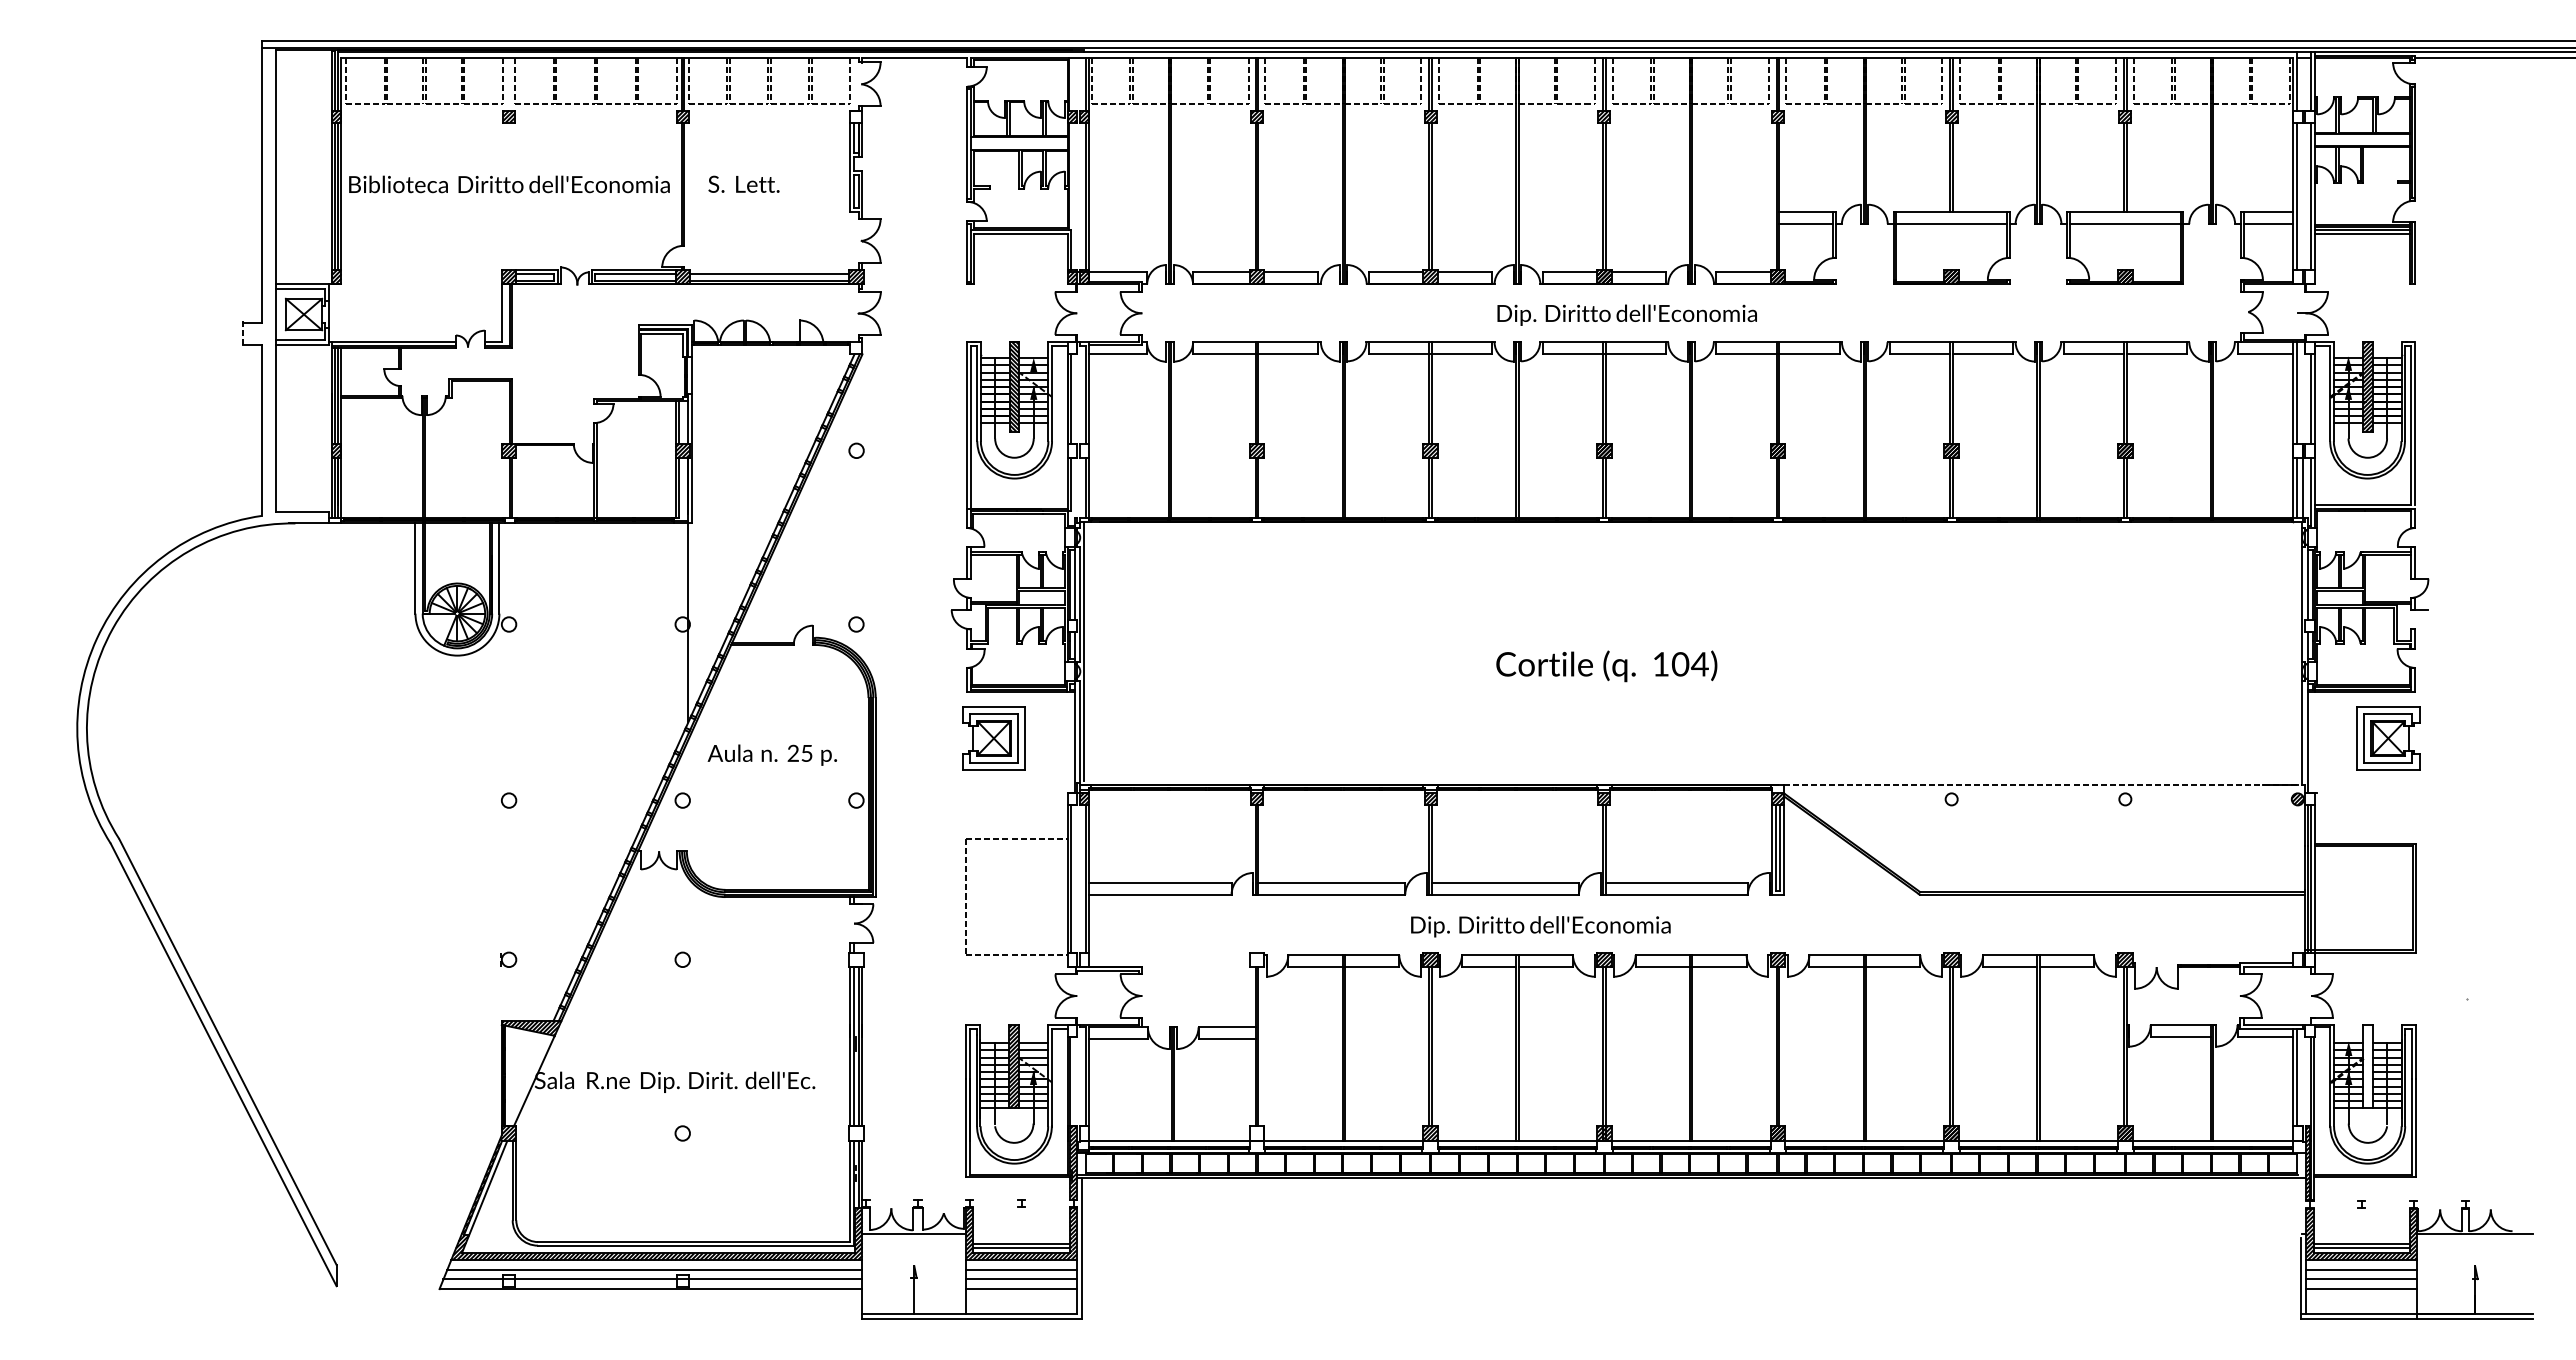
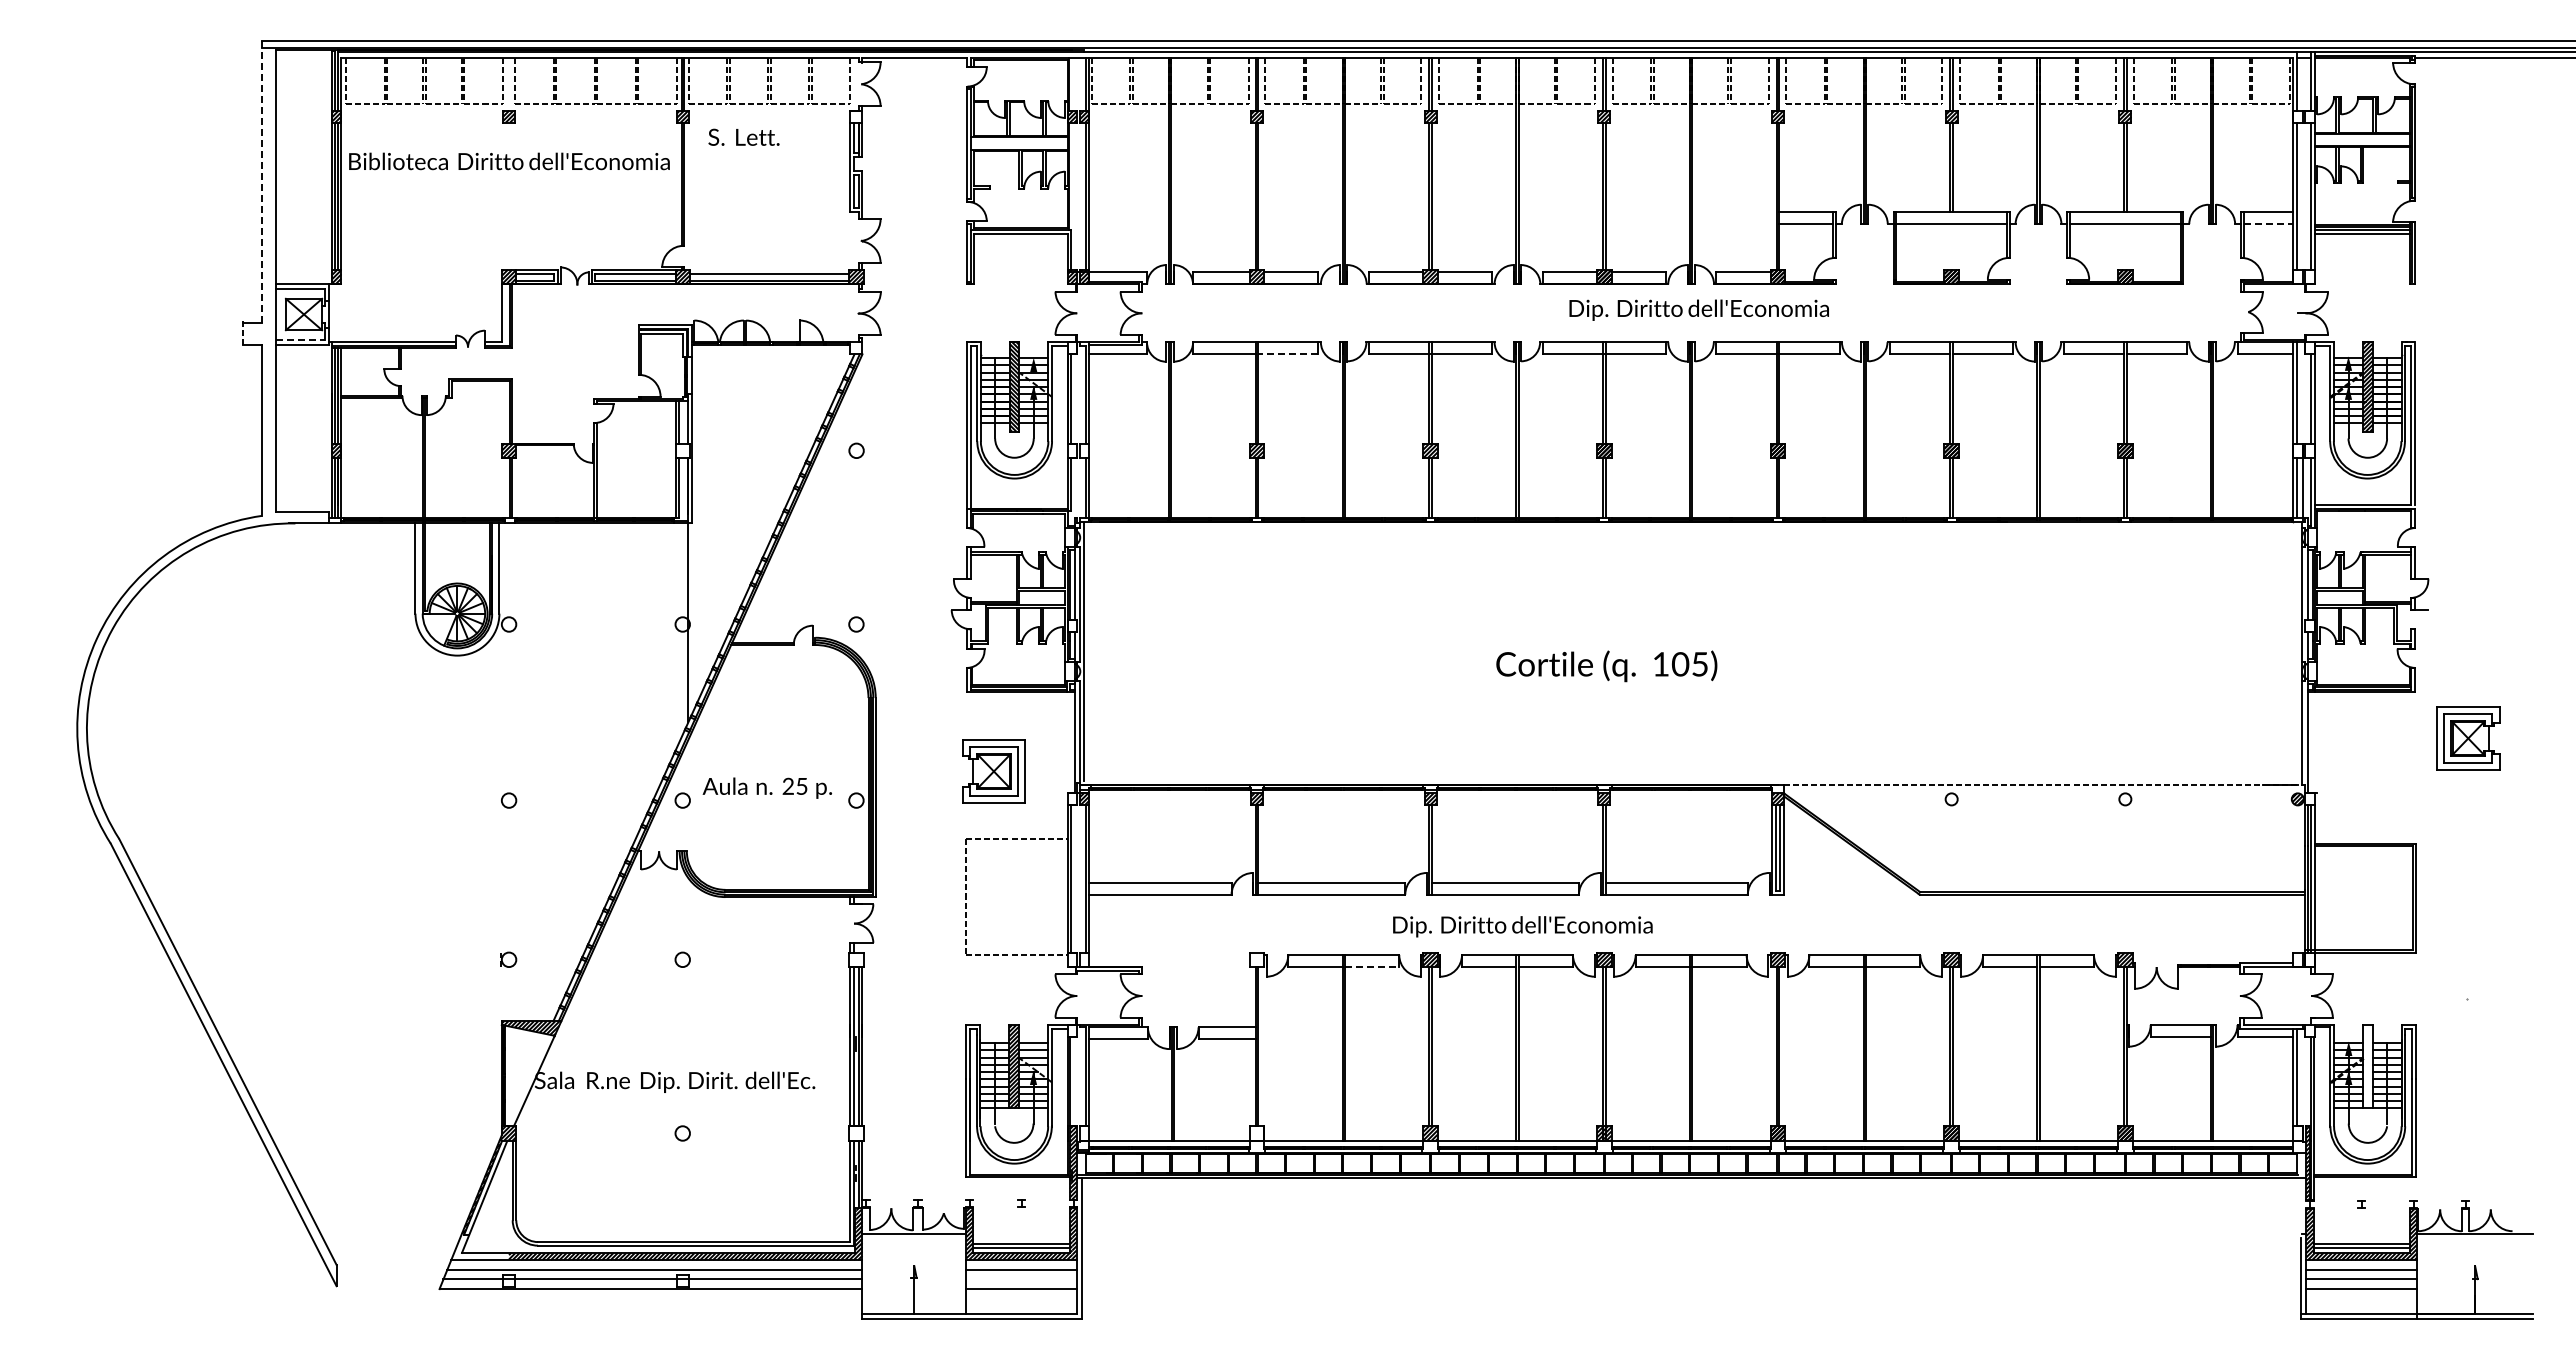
line: solid -> dashed (261, 181)
text position: (743, 183) -> (743, 136) (743, 136)
text position: (509, 184) -> (509, 161) (509, 161)
line: solid -> dashed (2268, 224)
text position: (1626, 314) -> (1698, 309) (1698, 309)
line: solid -> dashed (300, 339)
line: solid -> dashed (1287, 354)
hatch: present -> none (682, 450)
text: 104) -> 105) (1699, 664)
part position: (993, 738) -> (993, 771) (993, 771)
part position: (2388, 738) -> (2468, 738) (2468, 738)
text position: (771, 754) -> (766, 787) (766, 787)
text position: (1540, 926) -> (1522, 926) (1522, 926)
line: solid -> dashed (1372, 967)
hatch: present -> none (480, 1246)
line: present -> none (1021, 1279)
